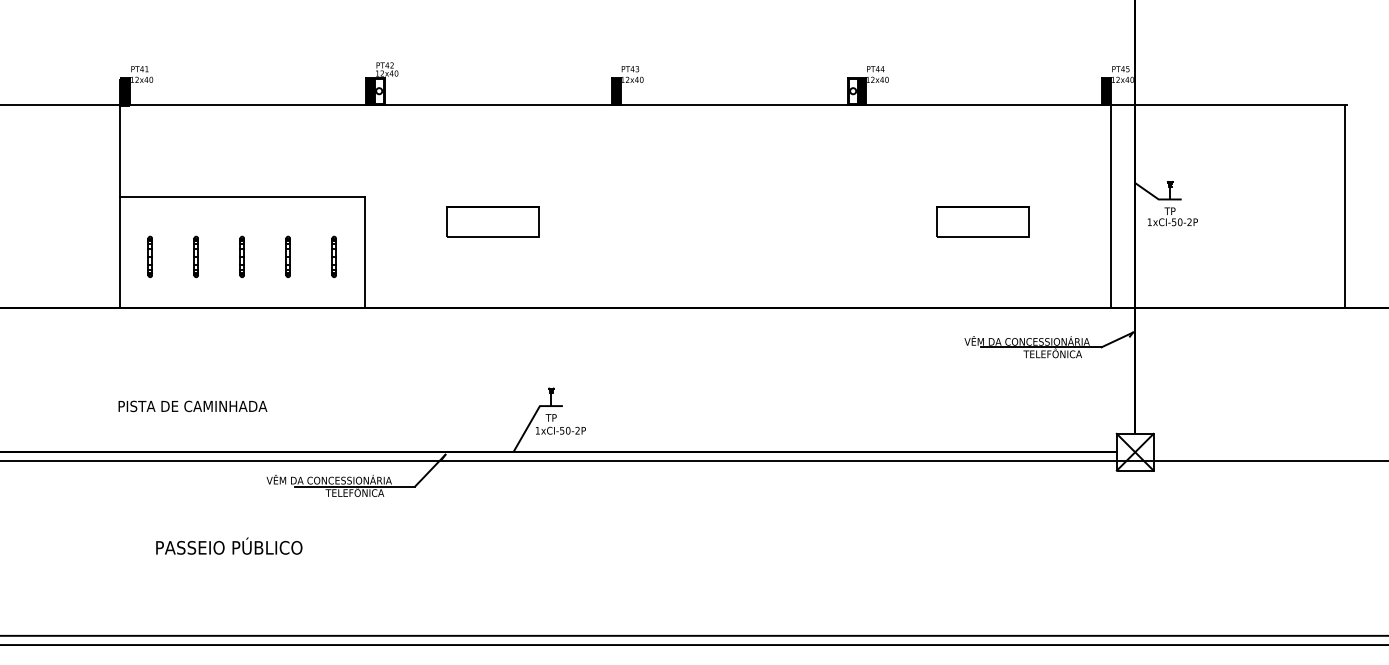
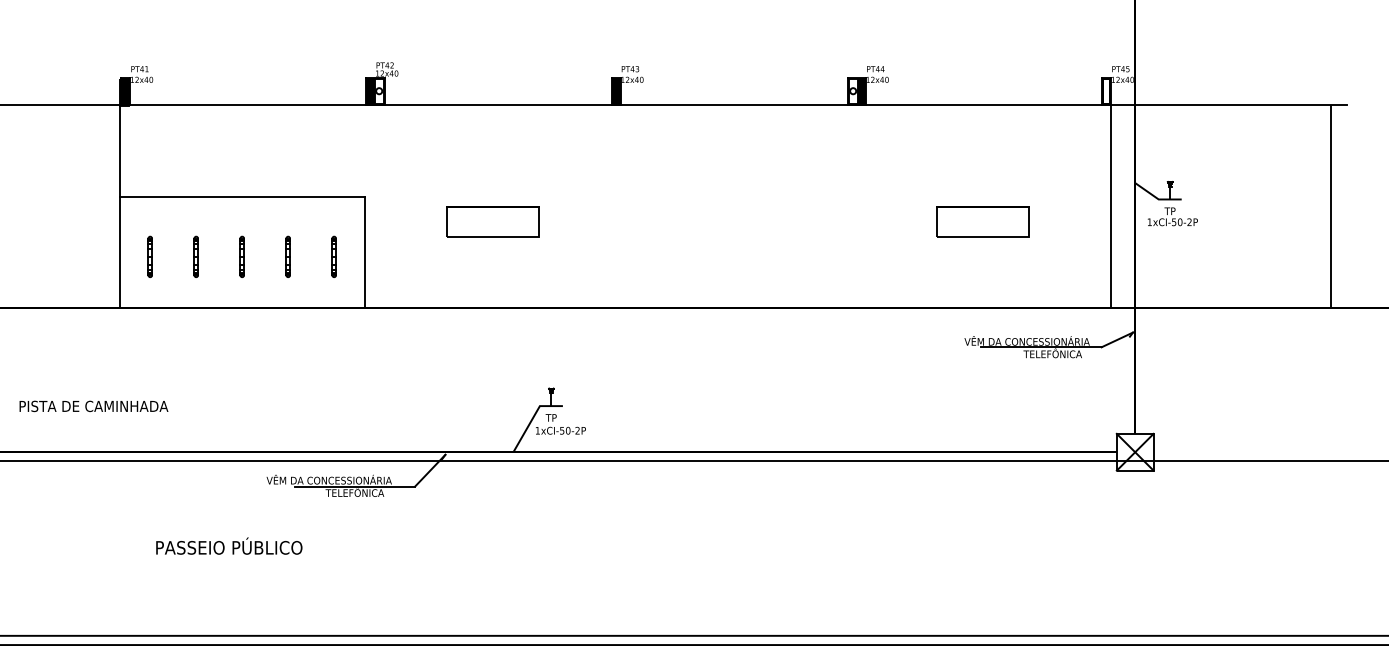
fill: present -> none (1106, 91)
line position: (1344, 206) -> (1330, 206) (1330, 206)
text position: (192, 406) -> (93, 406) (93, 406)
